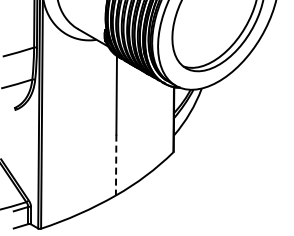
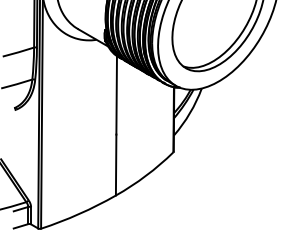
line: dashed -> solid (116, 165)
